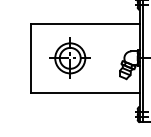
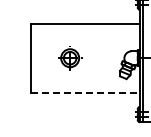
part size: 42x42 px -> 25x25 px (70, 58)
line: solid -> dashed (85, 93)
